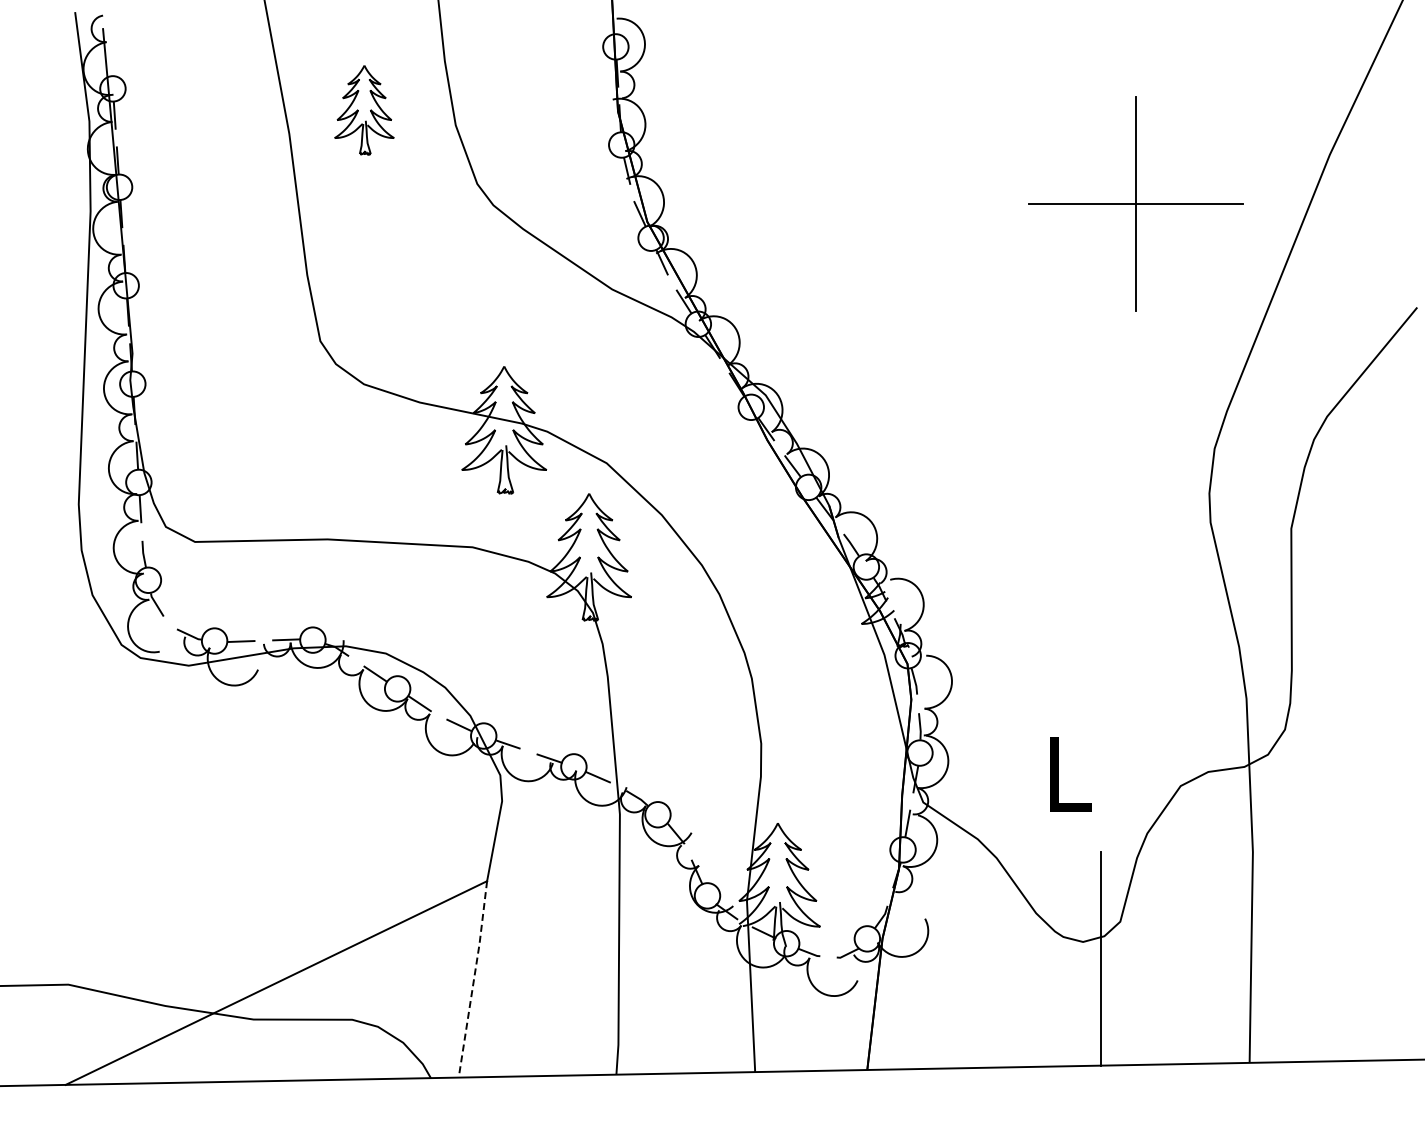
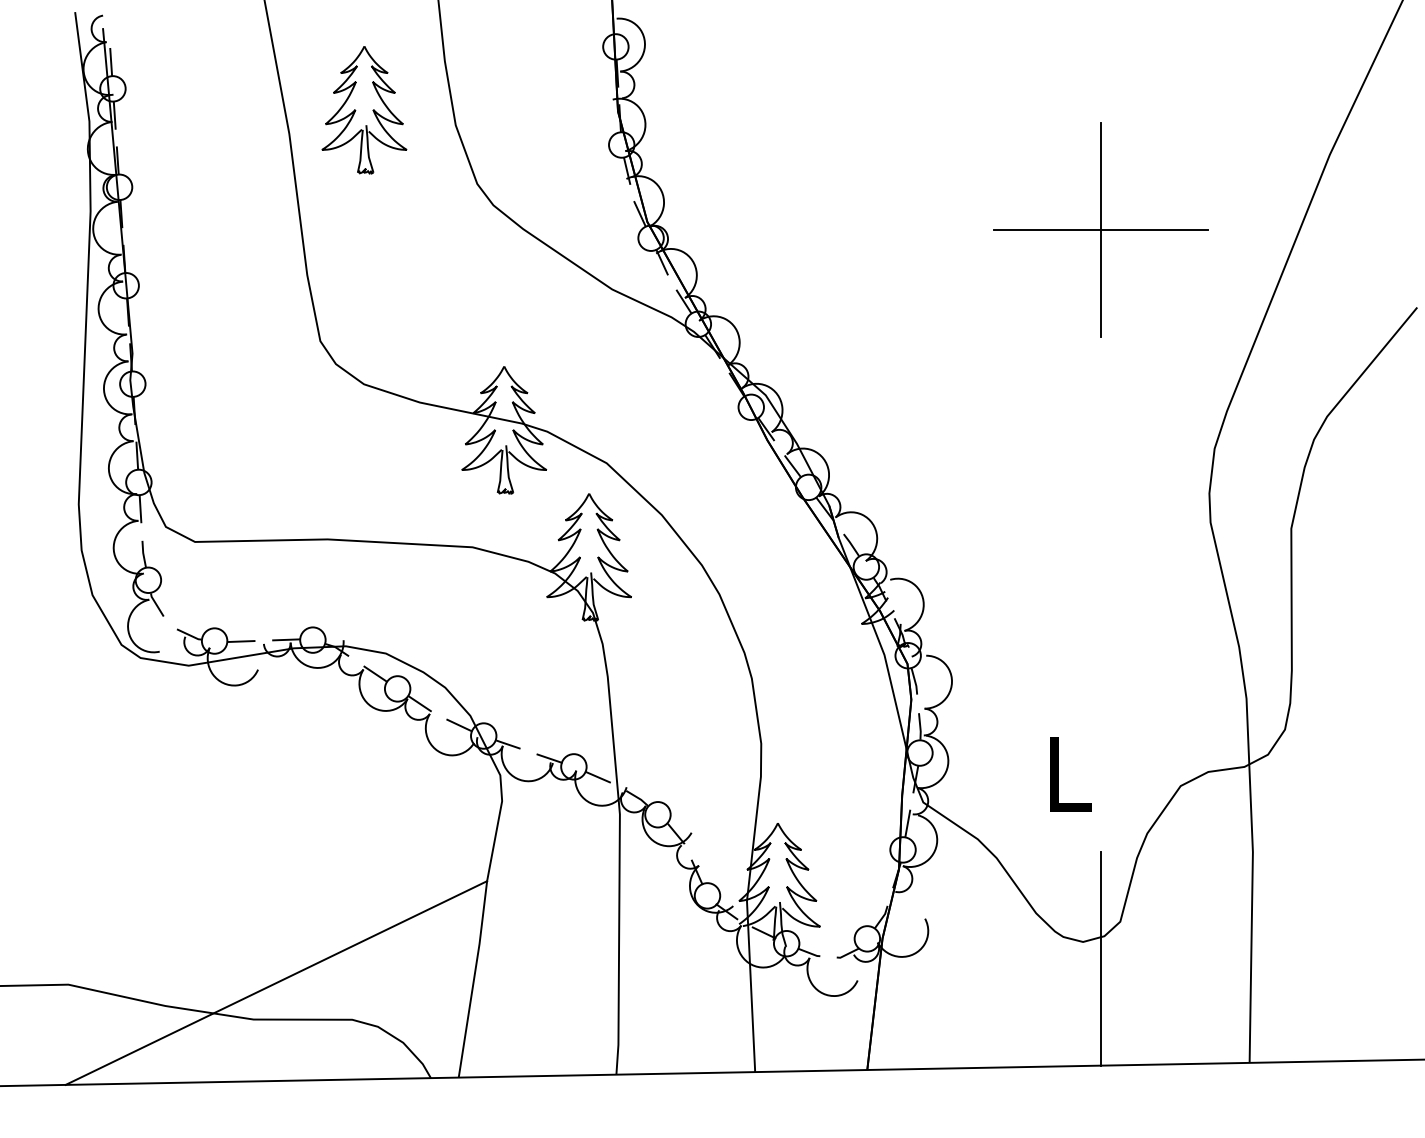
line: none -> present (111, 61)
part size: 61x91 px -> 87x129 px (364, 110)
part position: (1135, 203) -> (1100, 229) (1100, 229)
line: dashed -> solid (474, 979)
